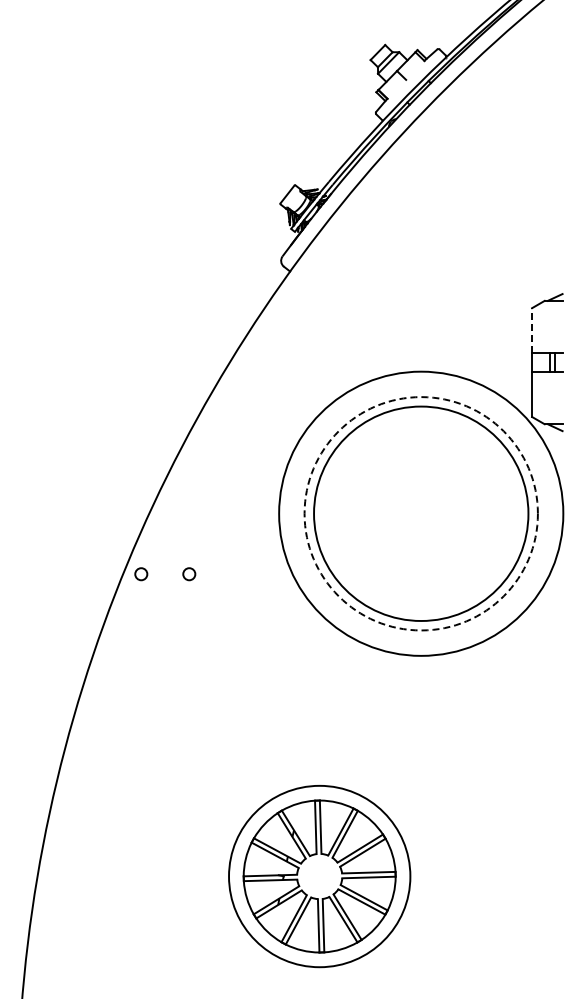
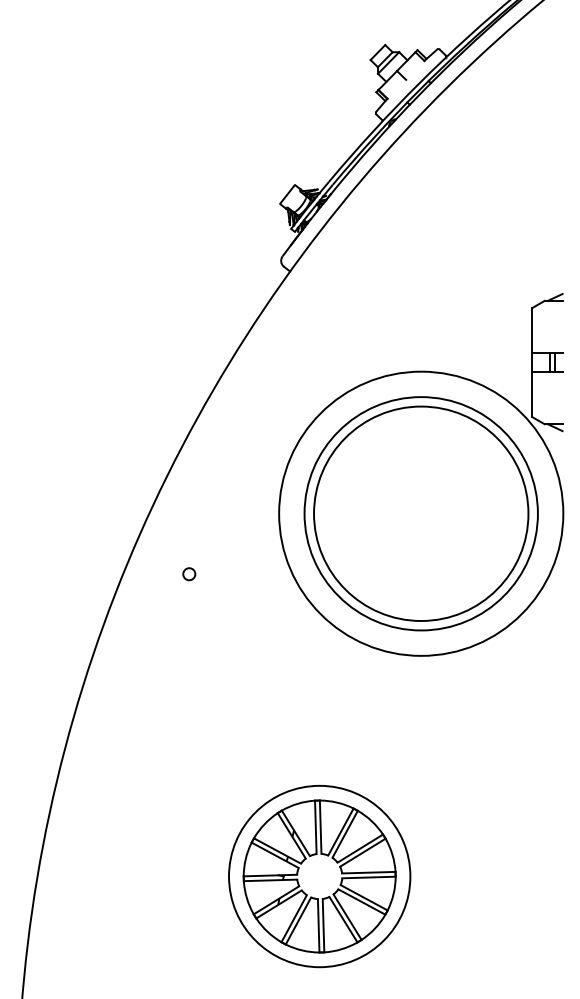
line: dashed -> solid (532, 330)
circle: dashed -> solid (420, 513)
circle: present -> none (141, 574)
